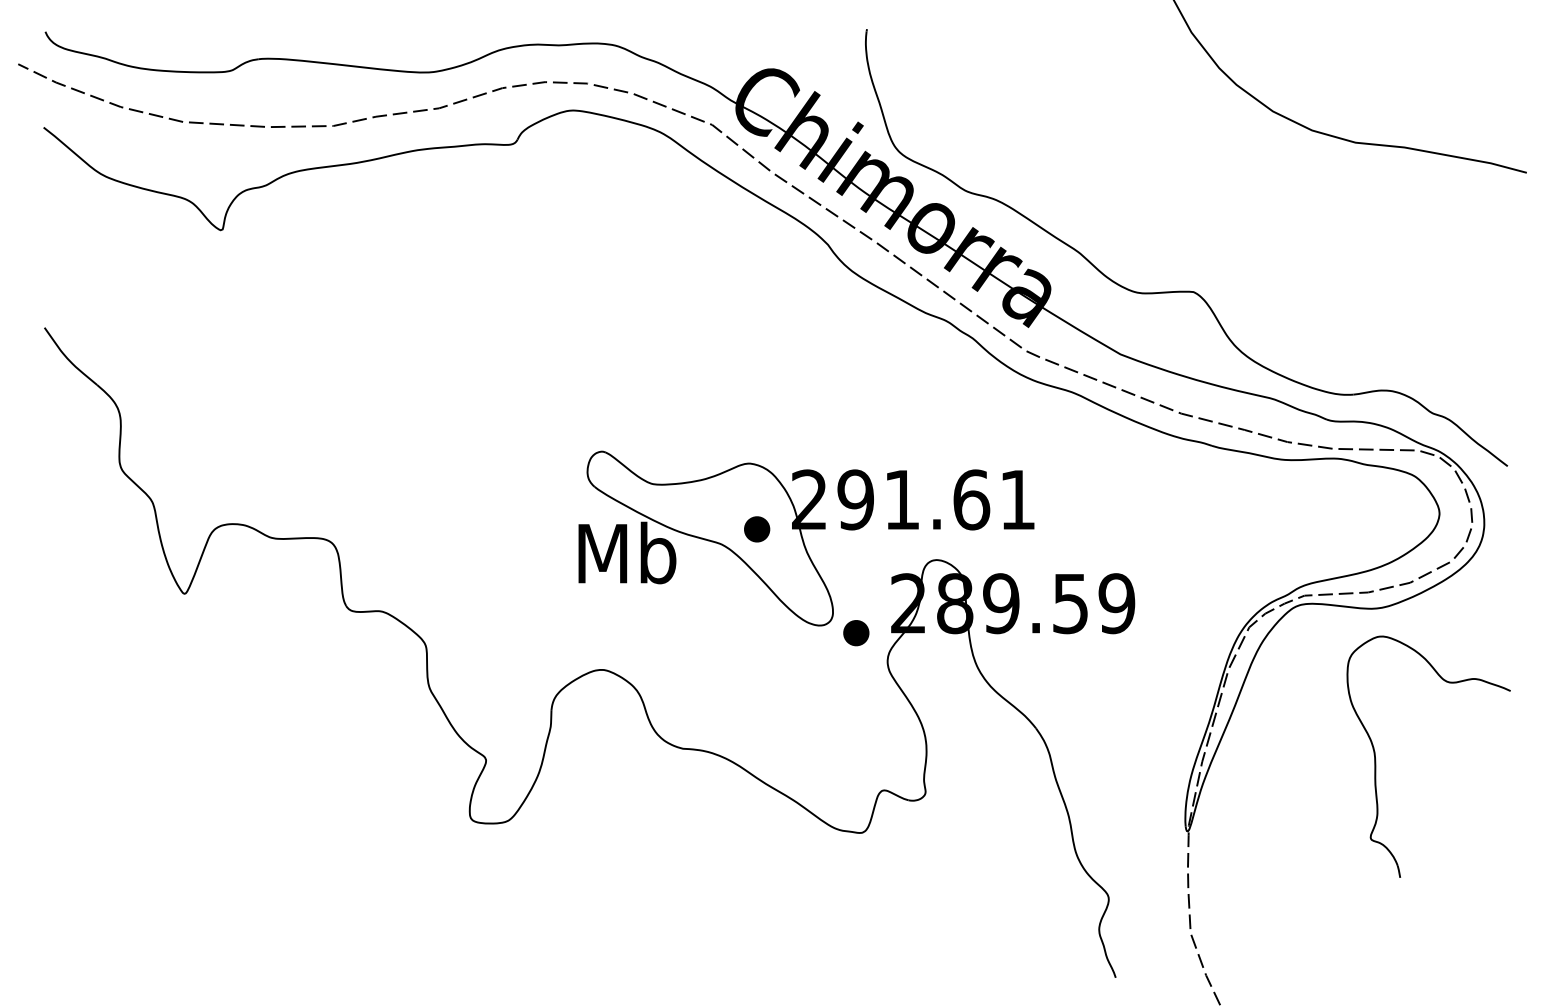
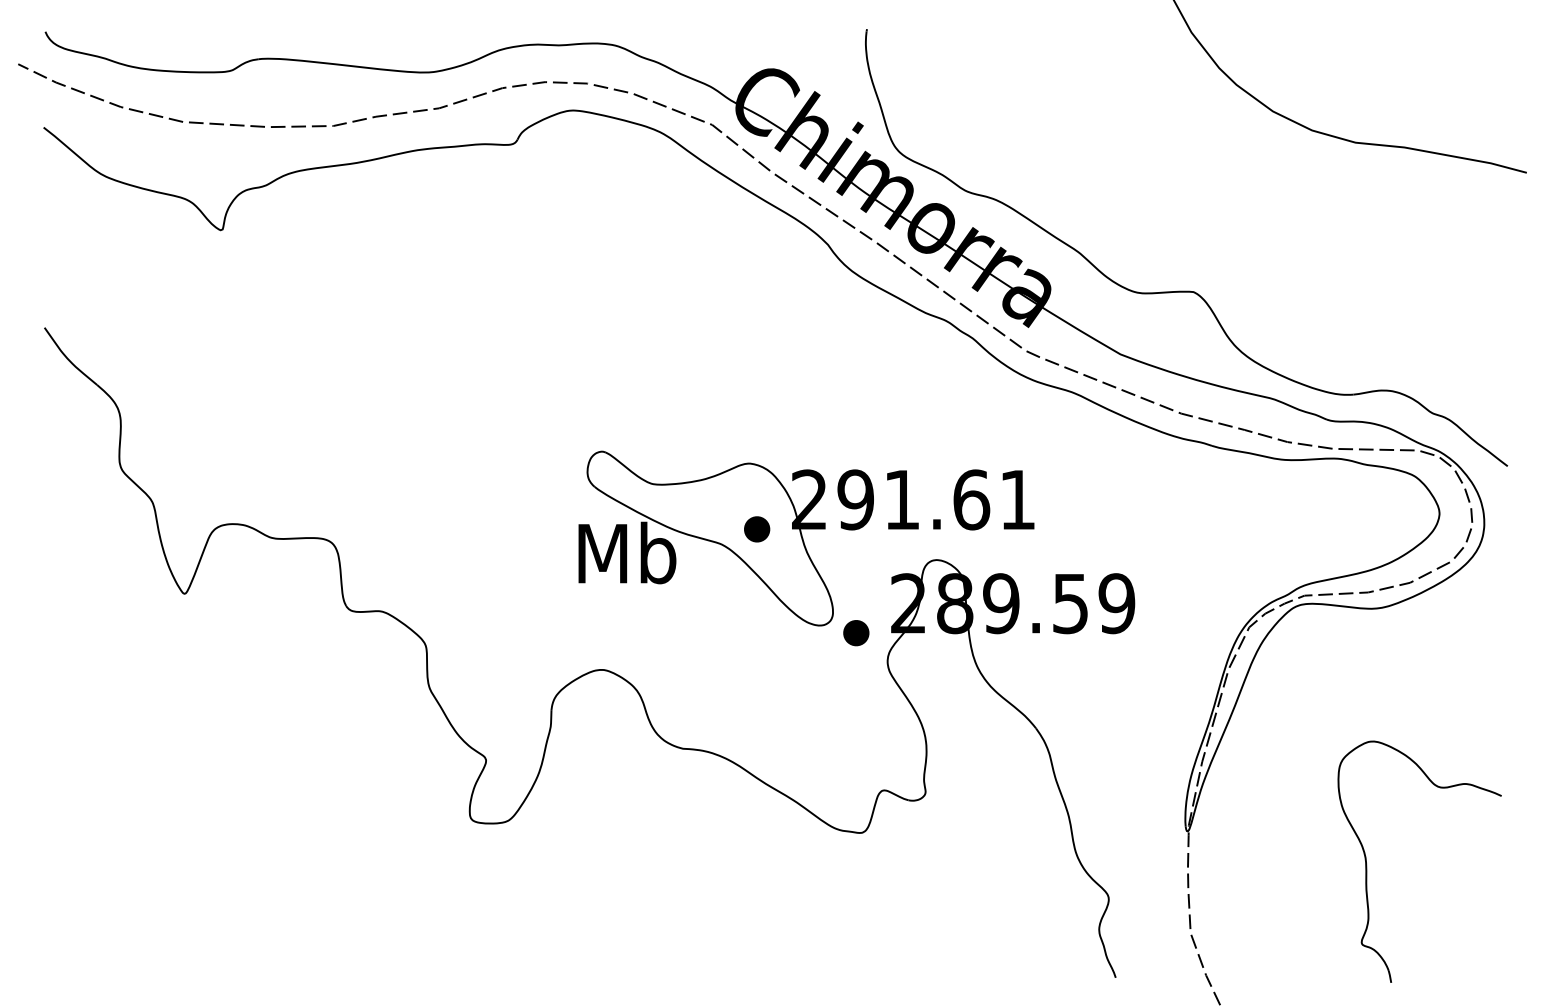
part position: (1376, 759) -> (1367, 864) (1367, 864)
